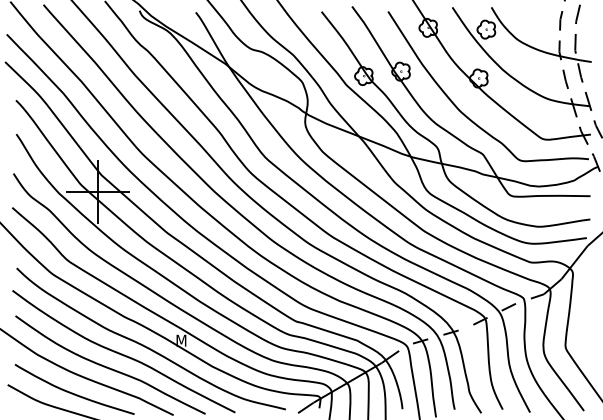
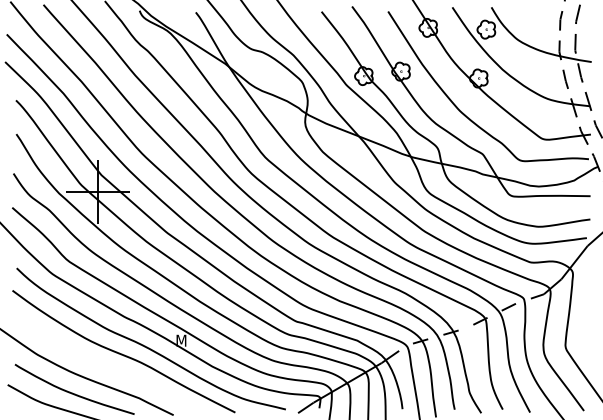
curve: present -> none (110, 367)
